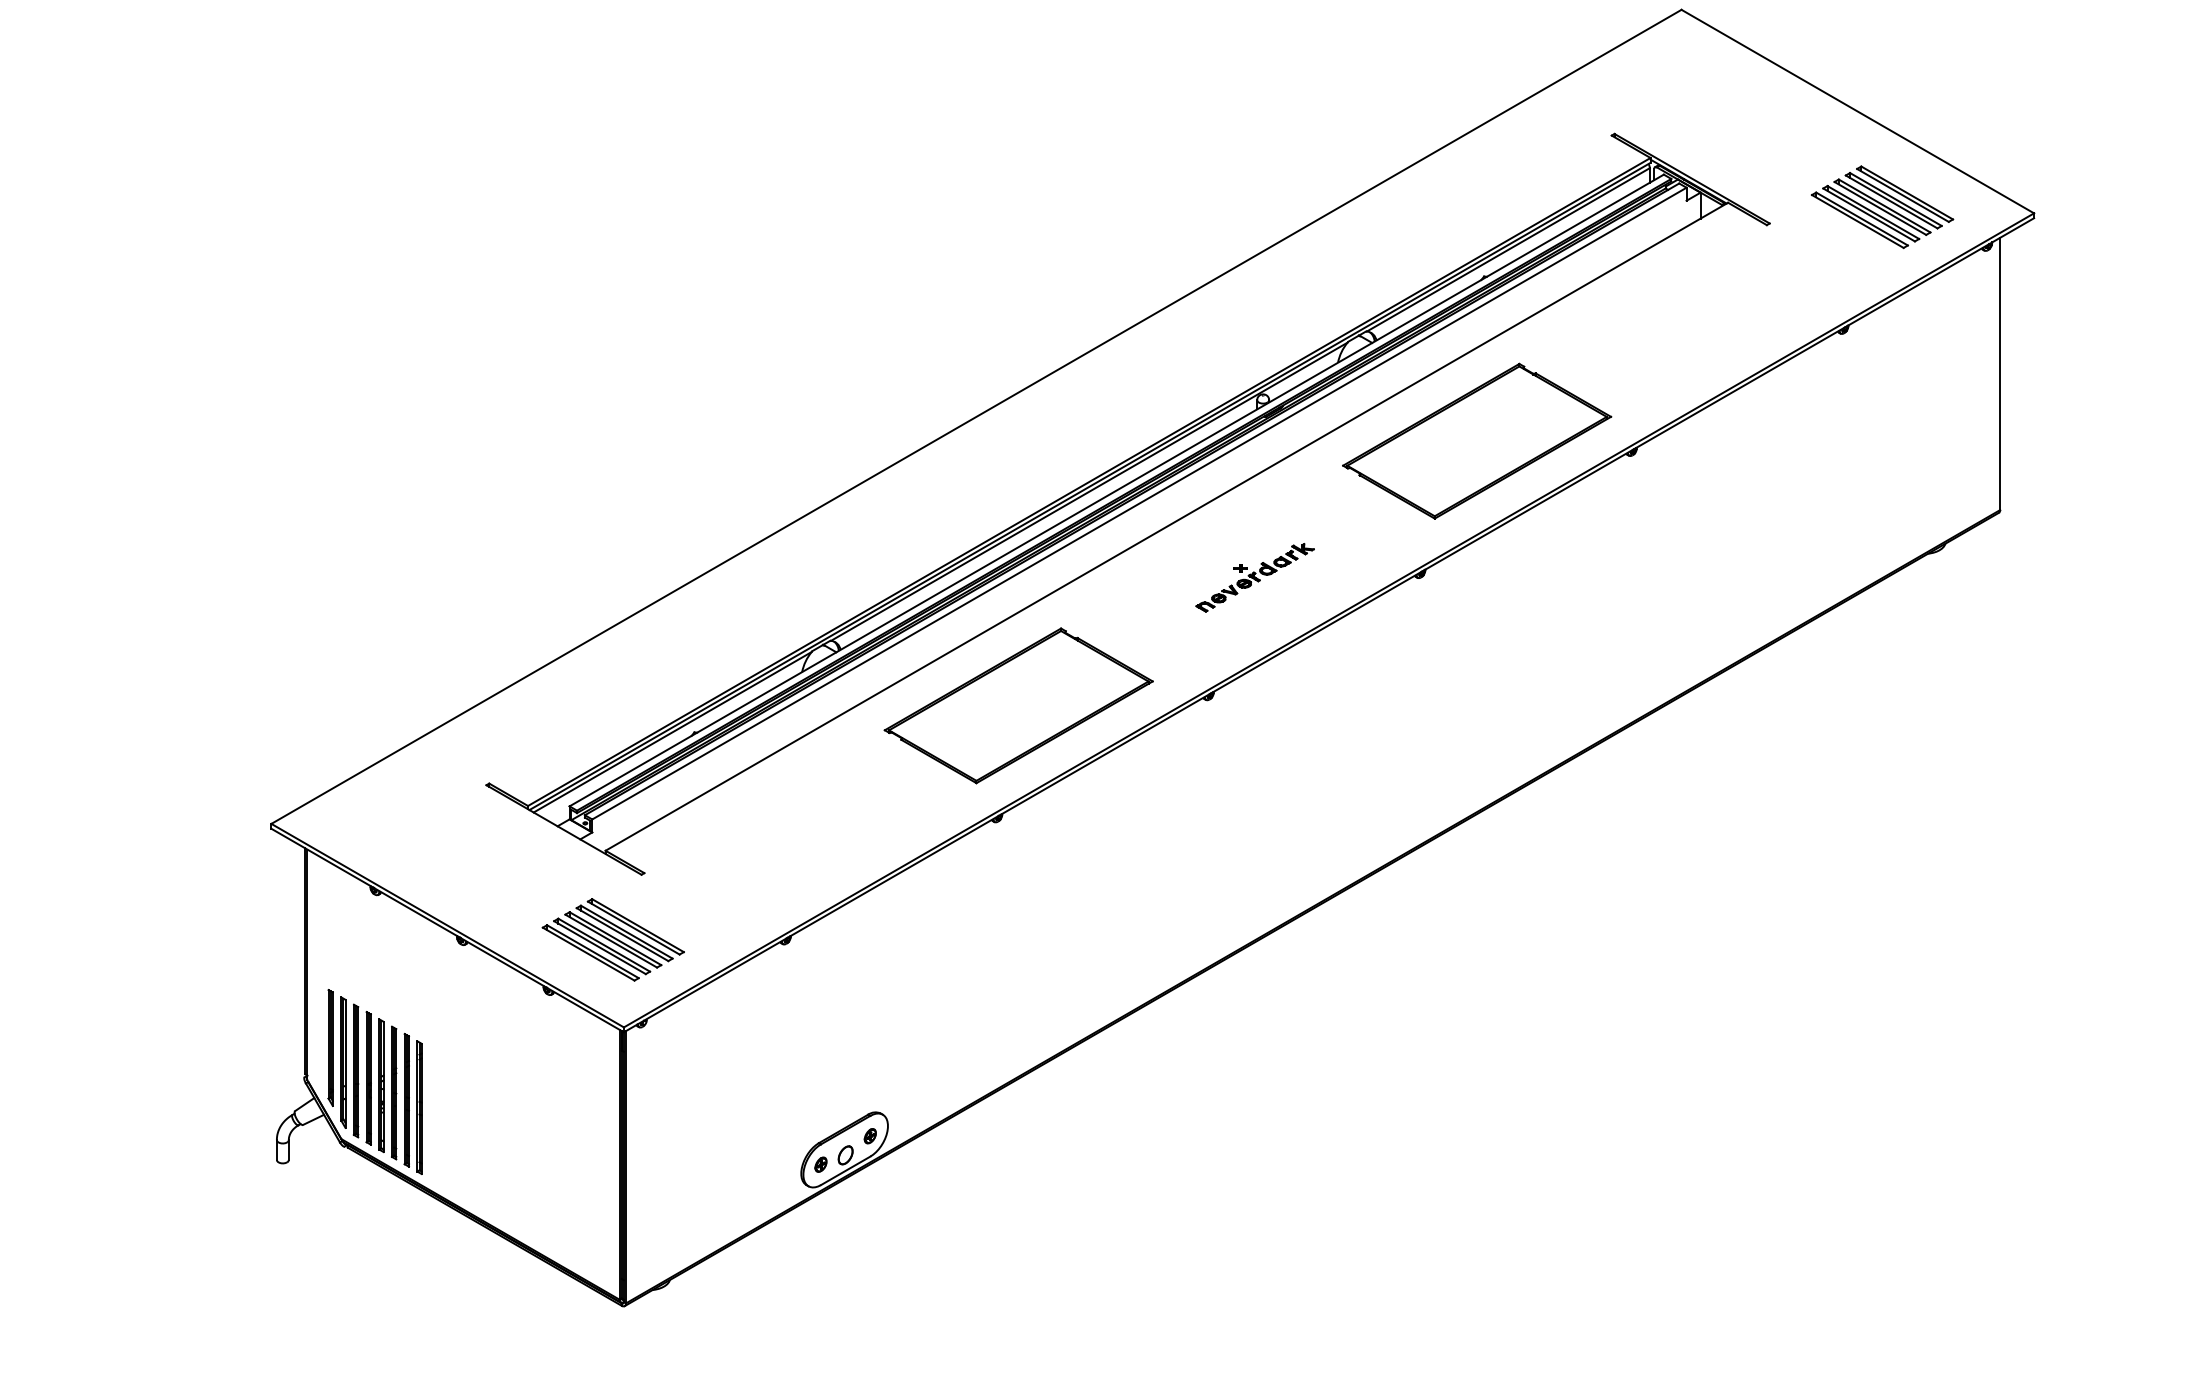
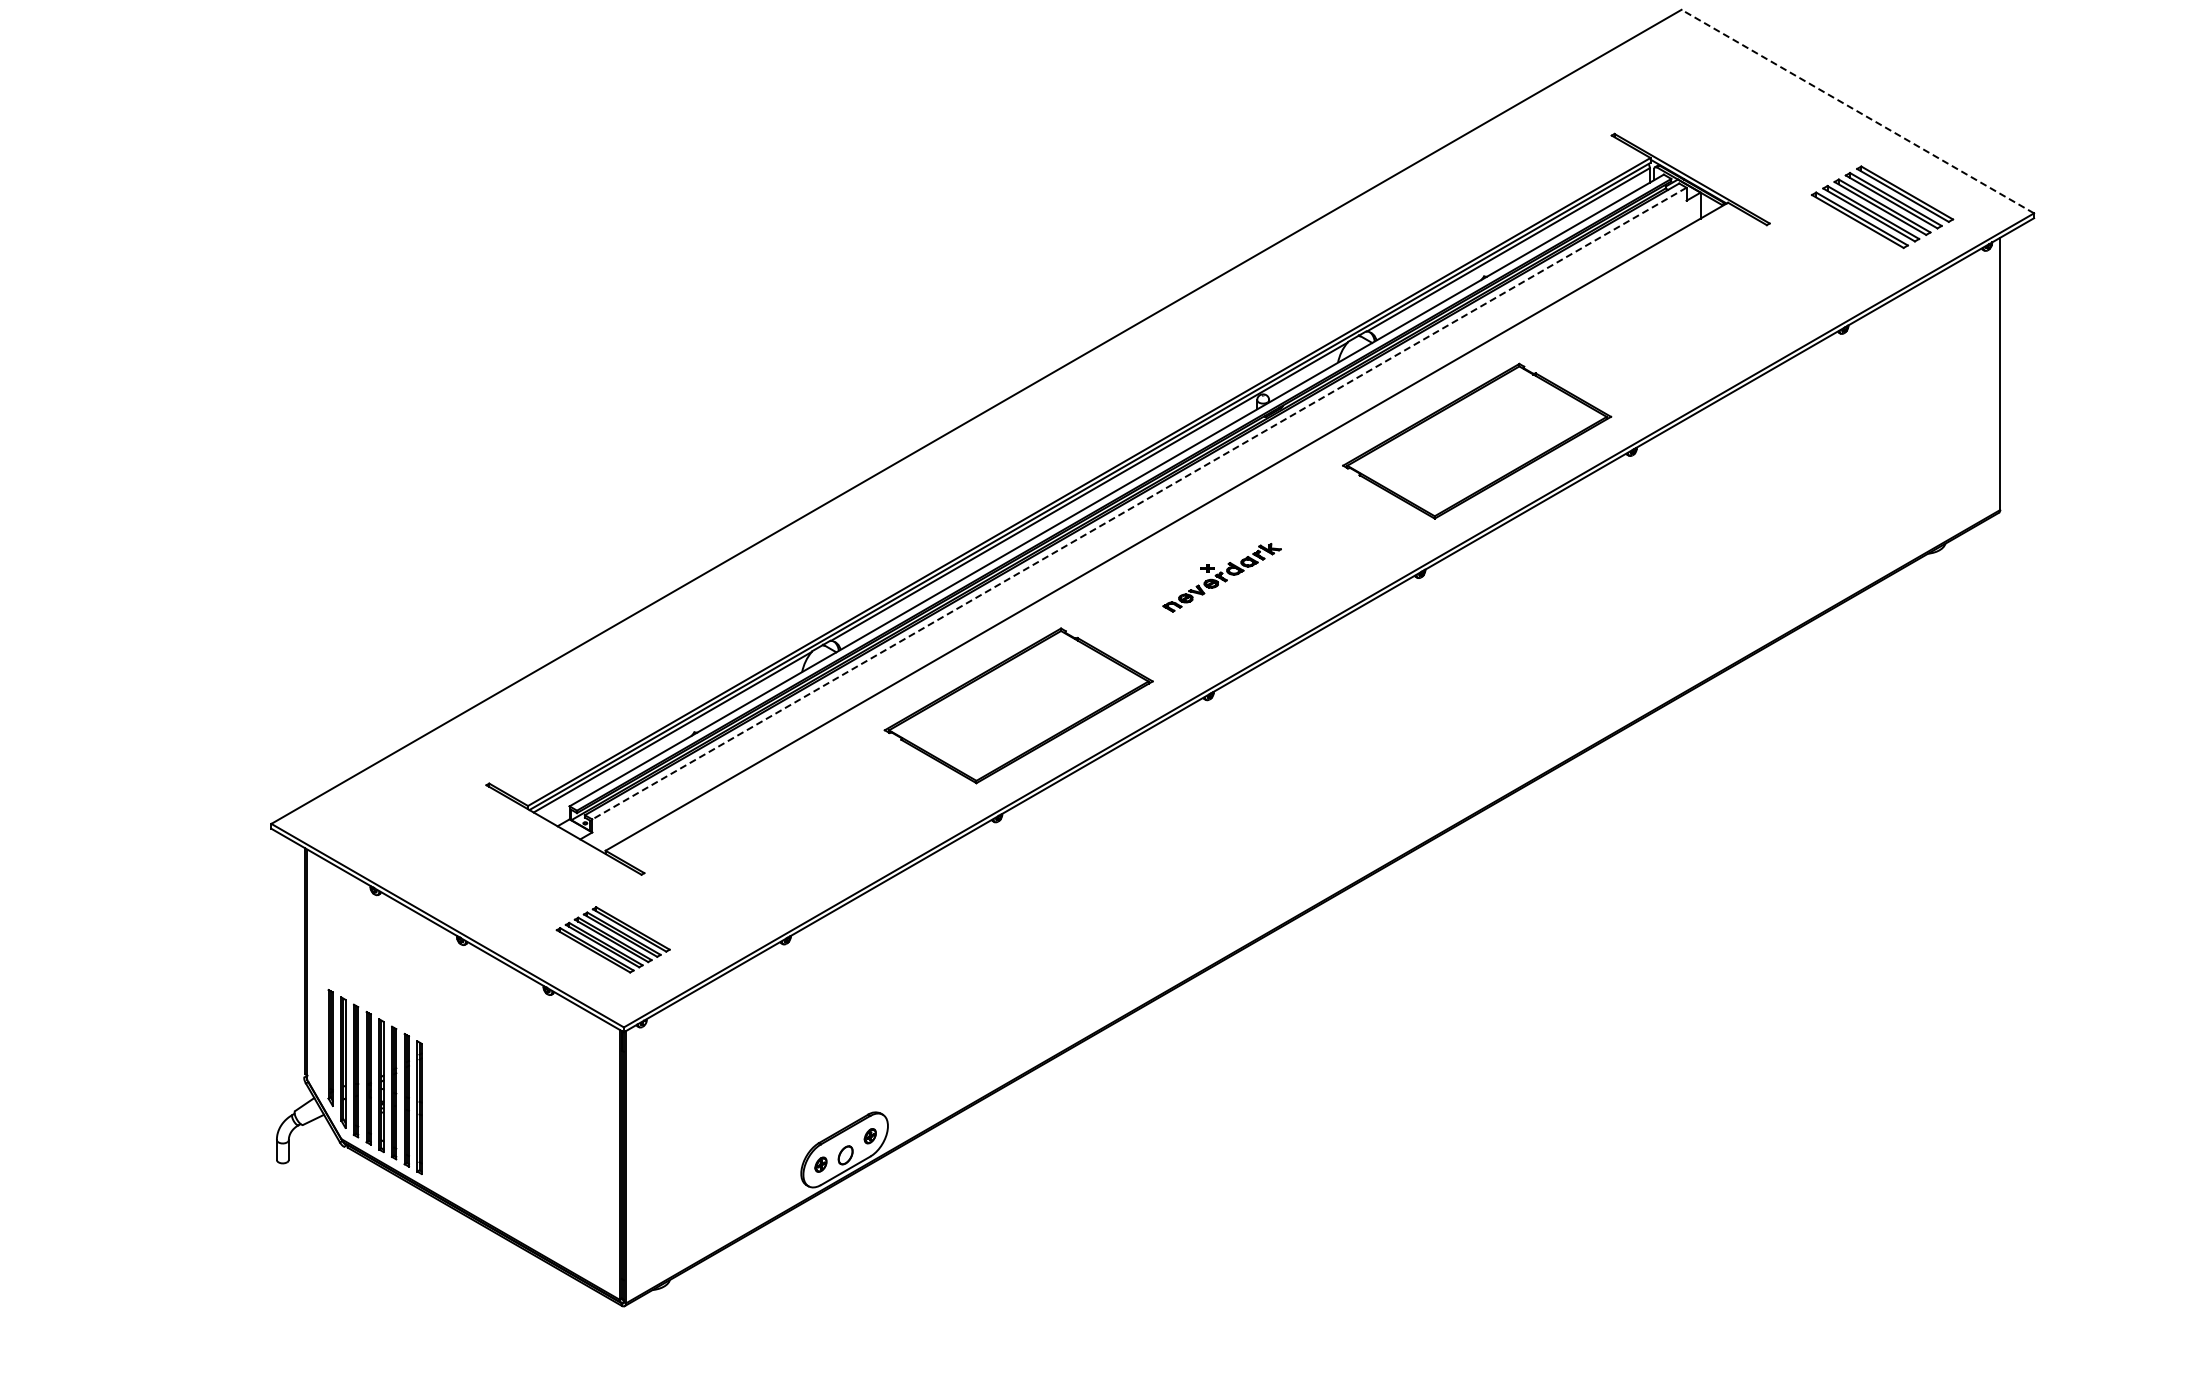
line: solid -> dashed (1857, 111)
line: solid -> dashed (1139, 503)
part position: (1254, 577) -> (1221, 577) (1221, 577)
part size: 144x84 px -> 116x68 px (612, 939)
